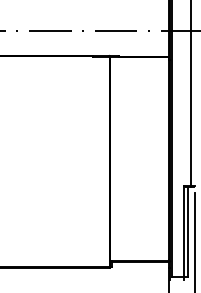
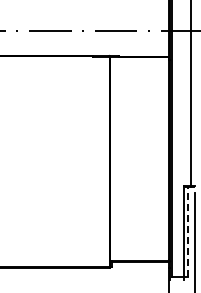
line: solid -> dashed (188, 231)
